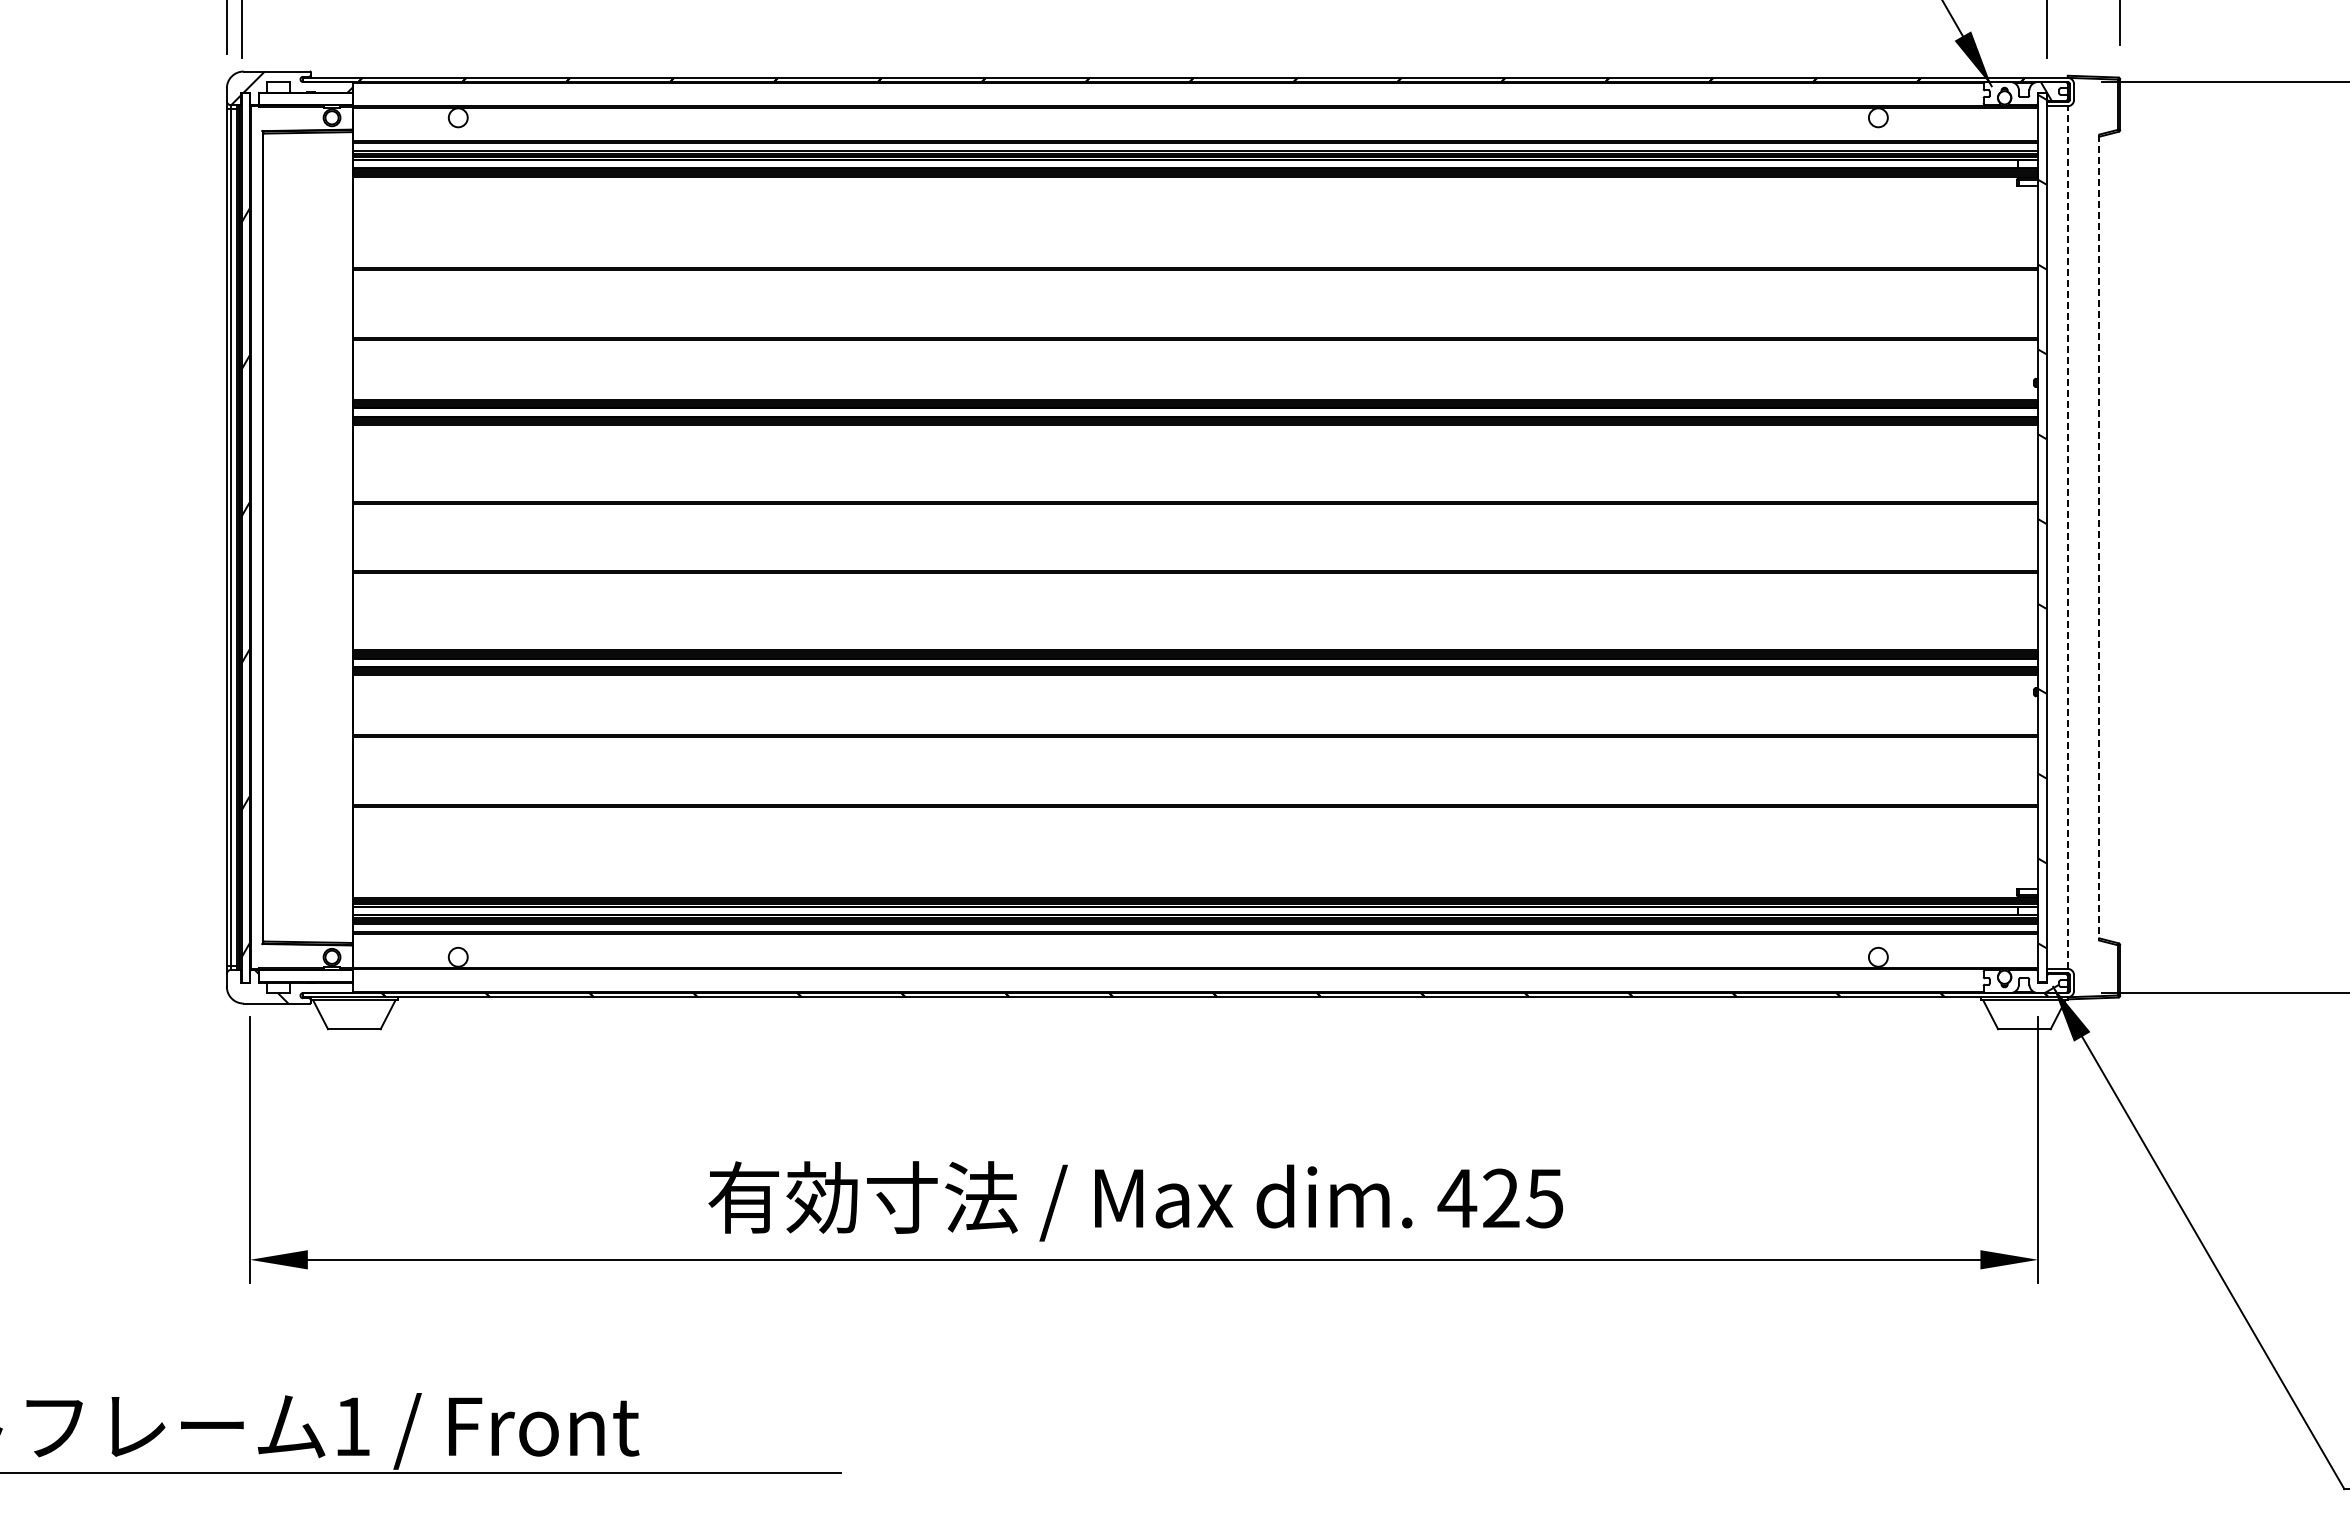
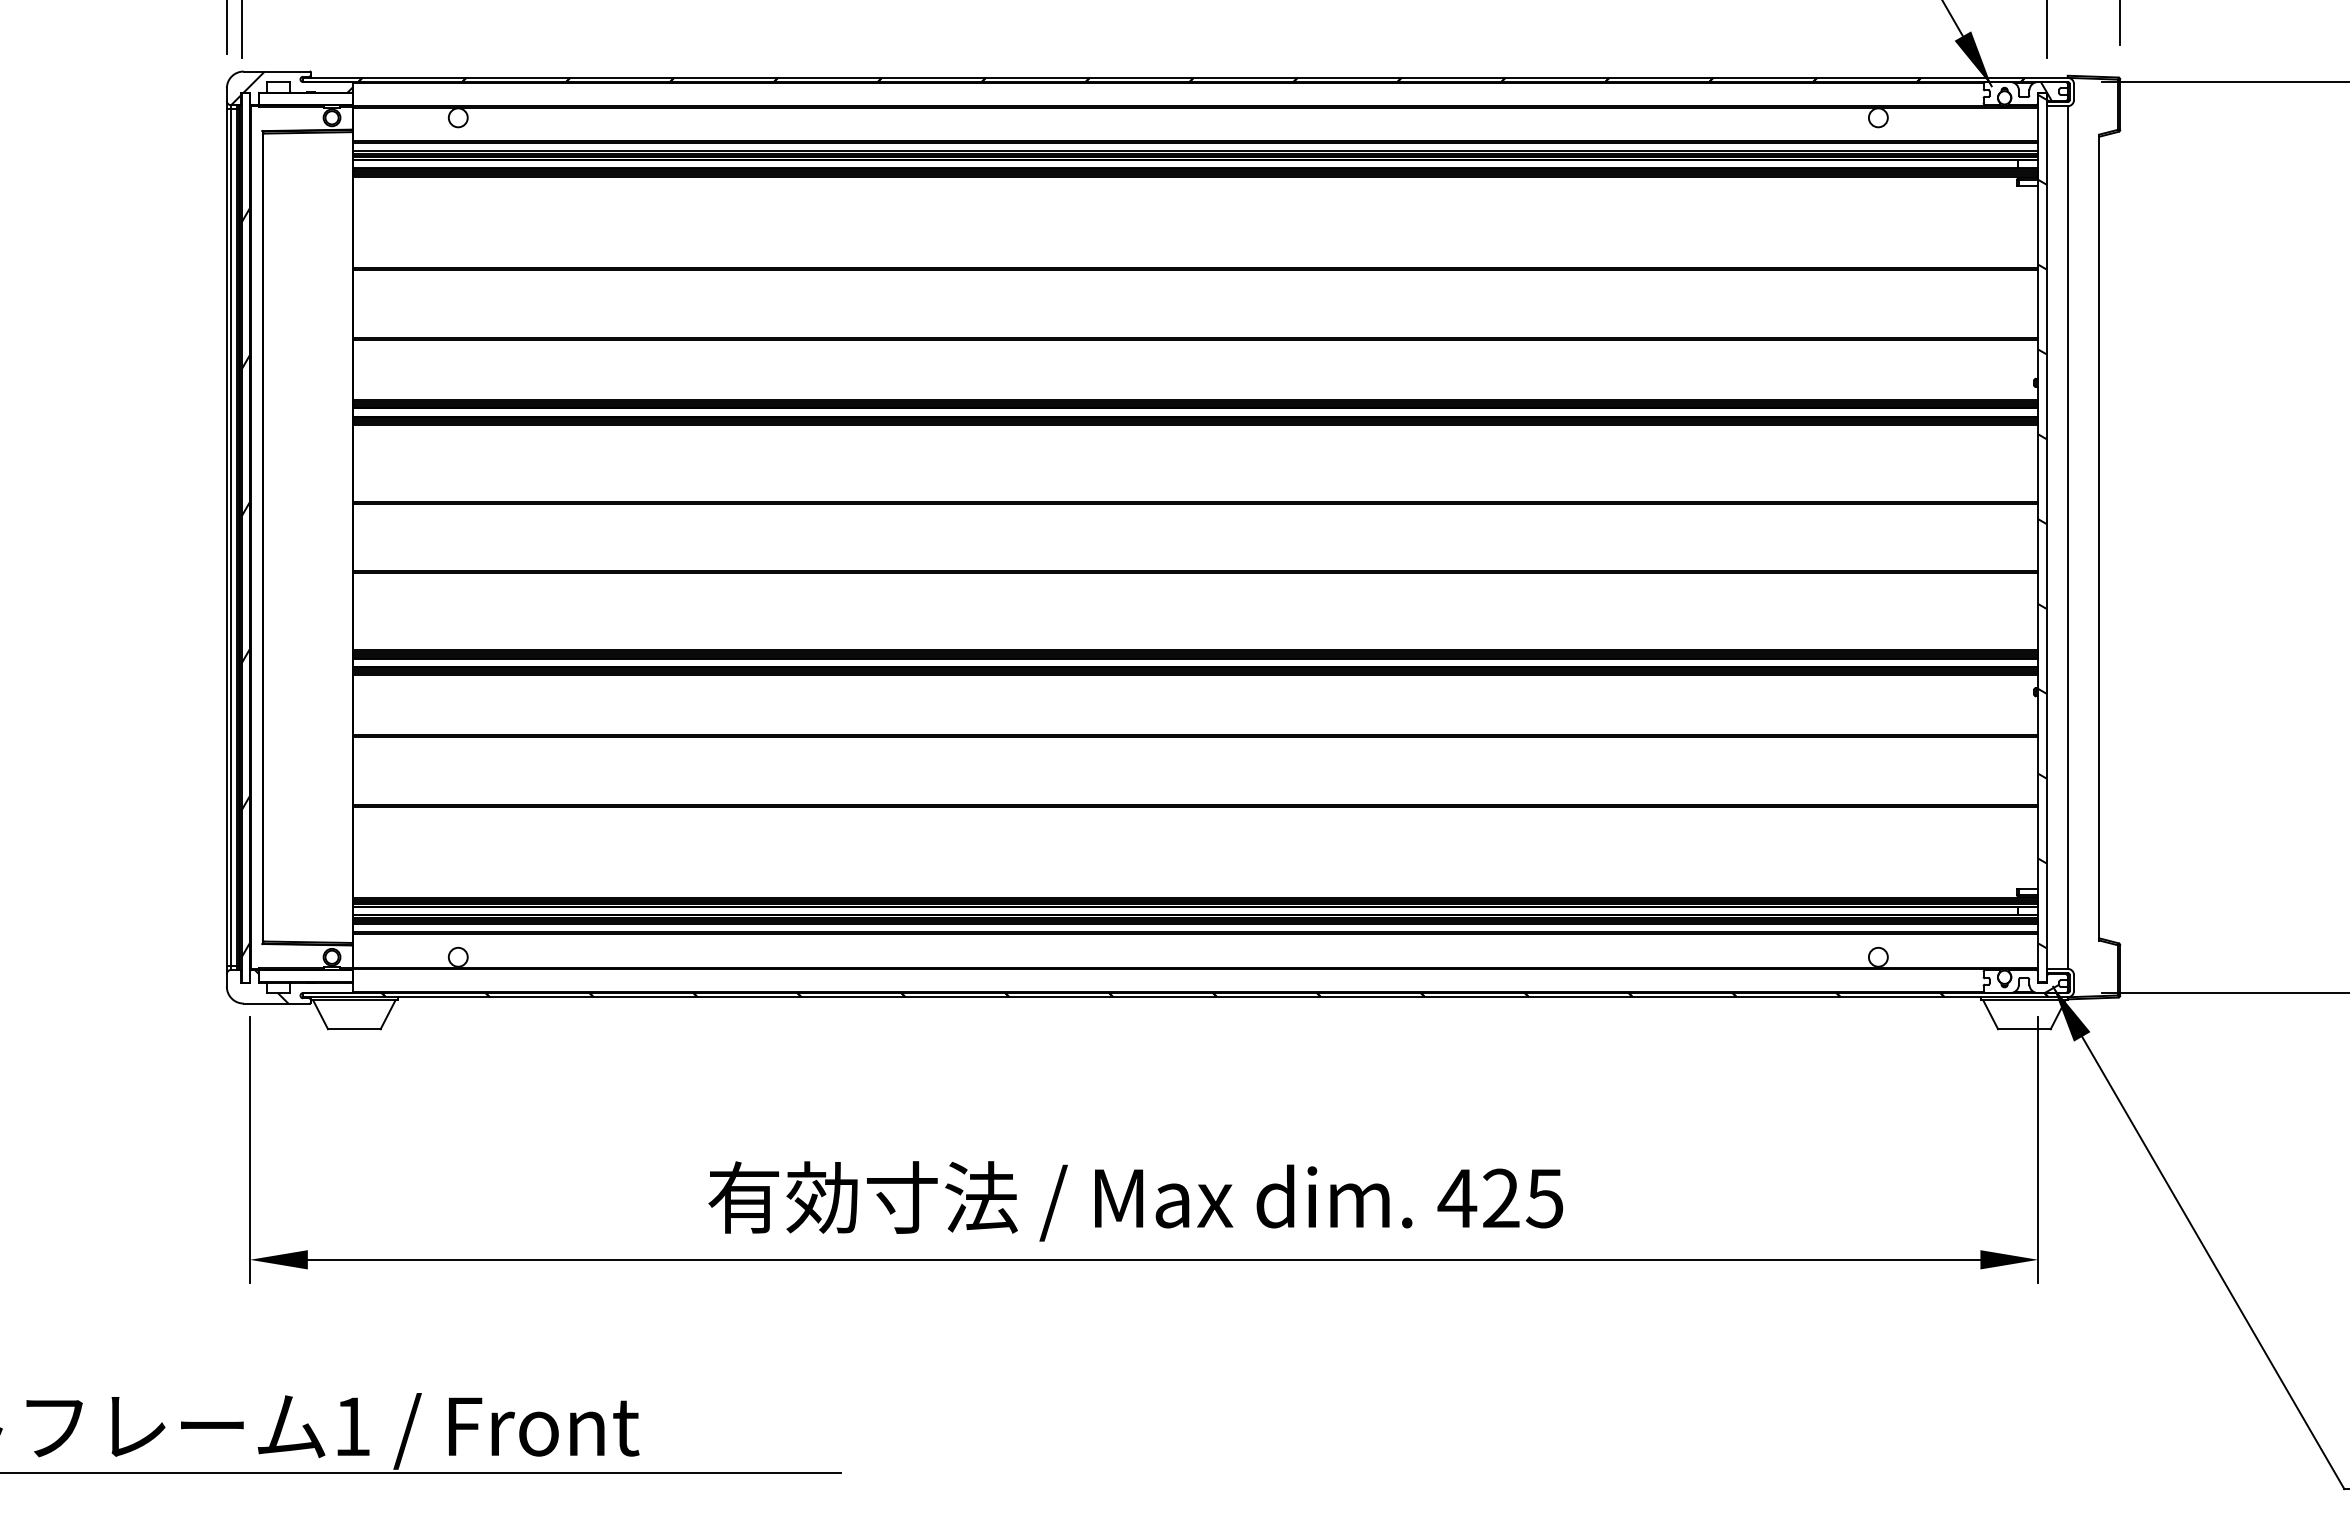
line: dashed -> solid (2067, 537)
line: dashed -> solid (2099, 537)
